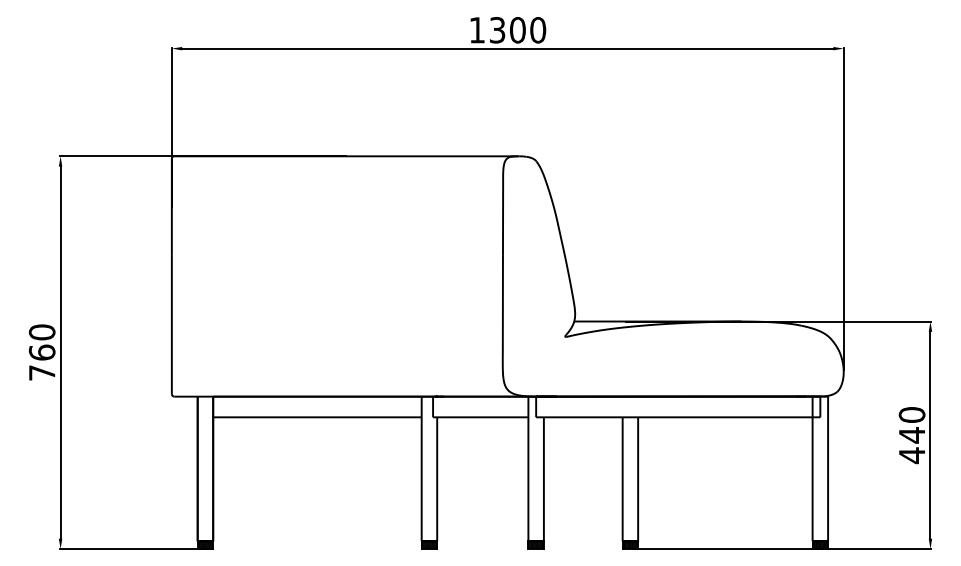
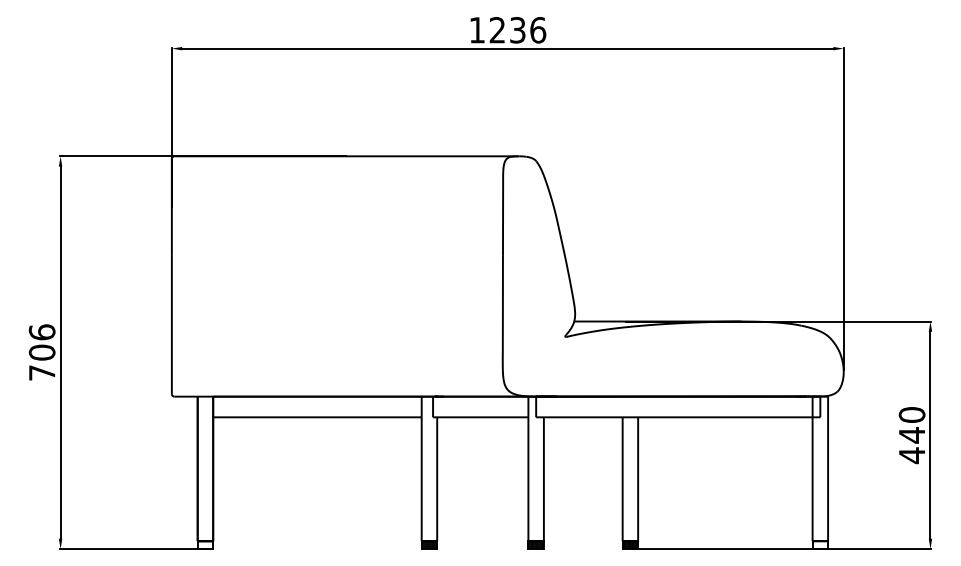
text: 1300 -> 1236 (517, 30)
text: 760 -> 706 (41, 342)
hatch: present -> none (204, 545)
hatch: present -> none (820, 545)
